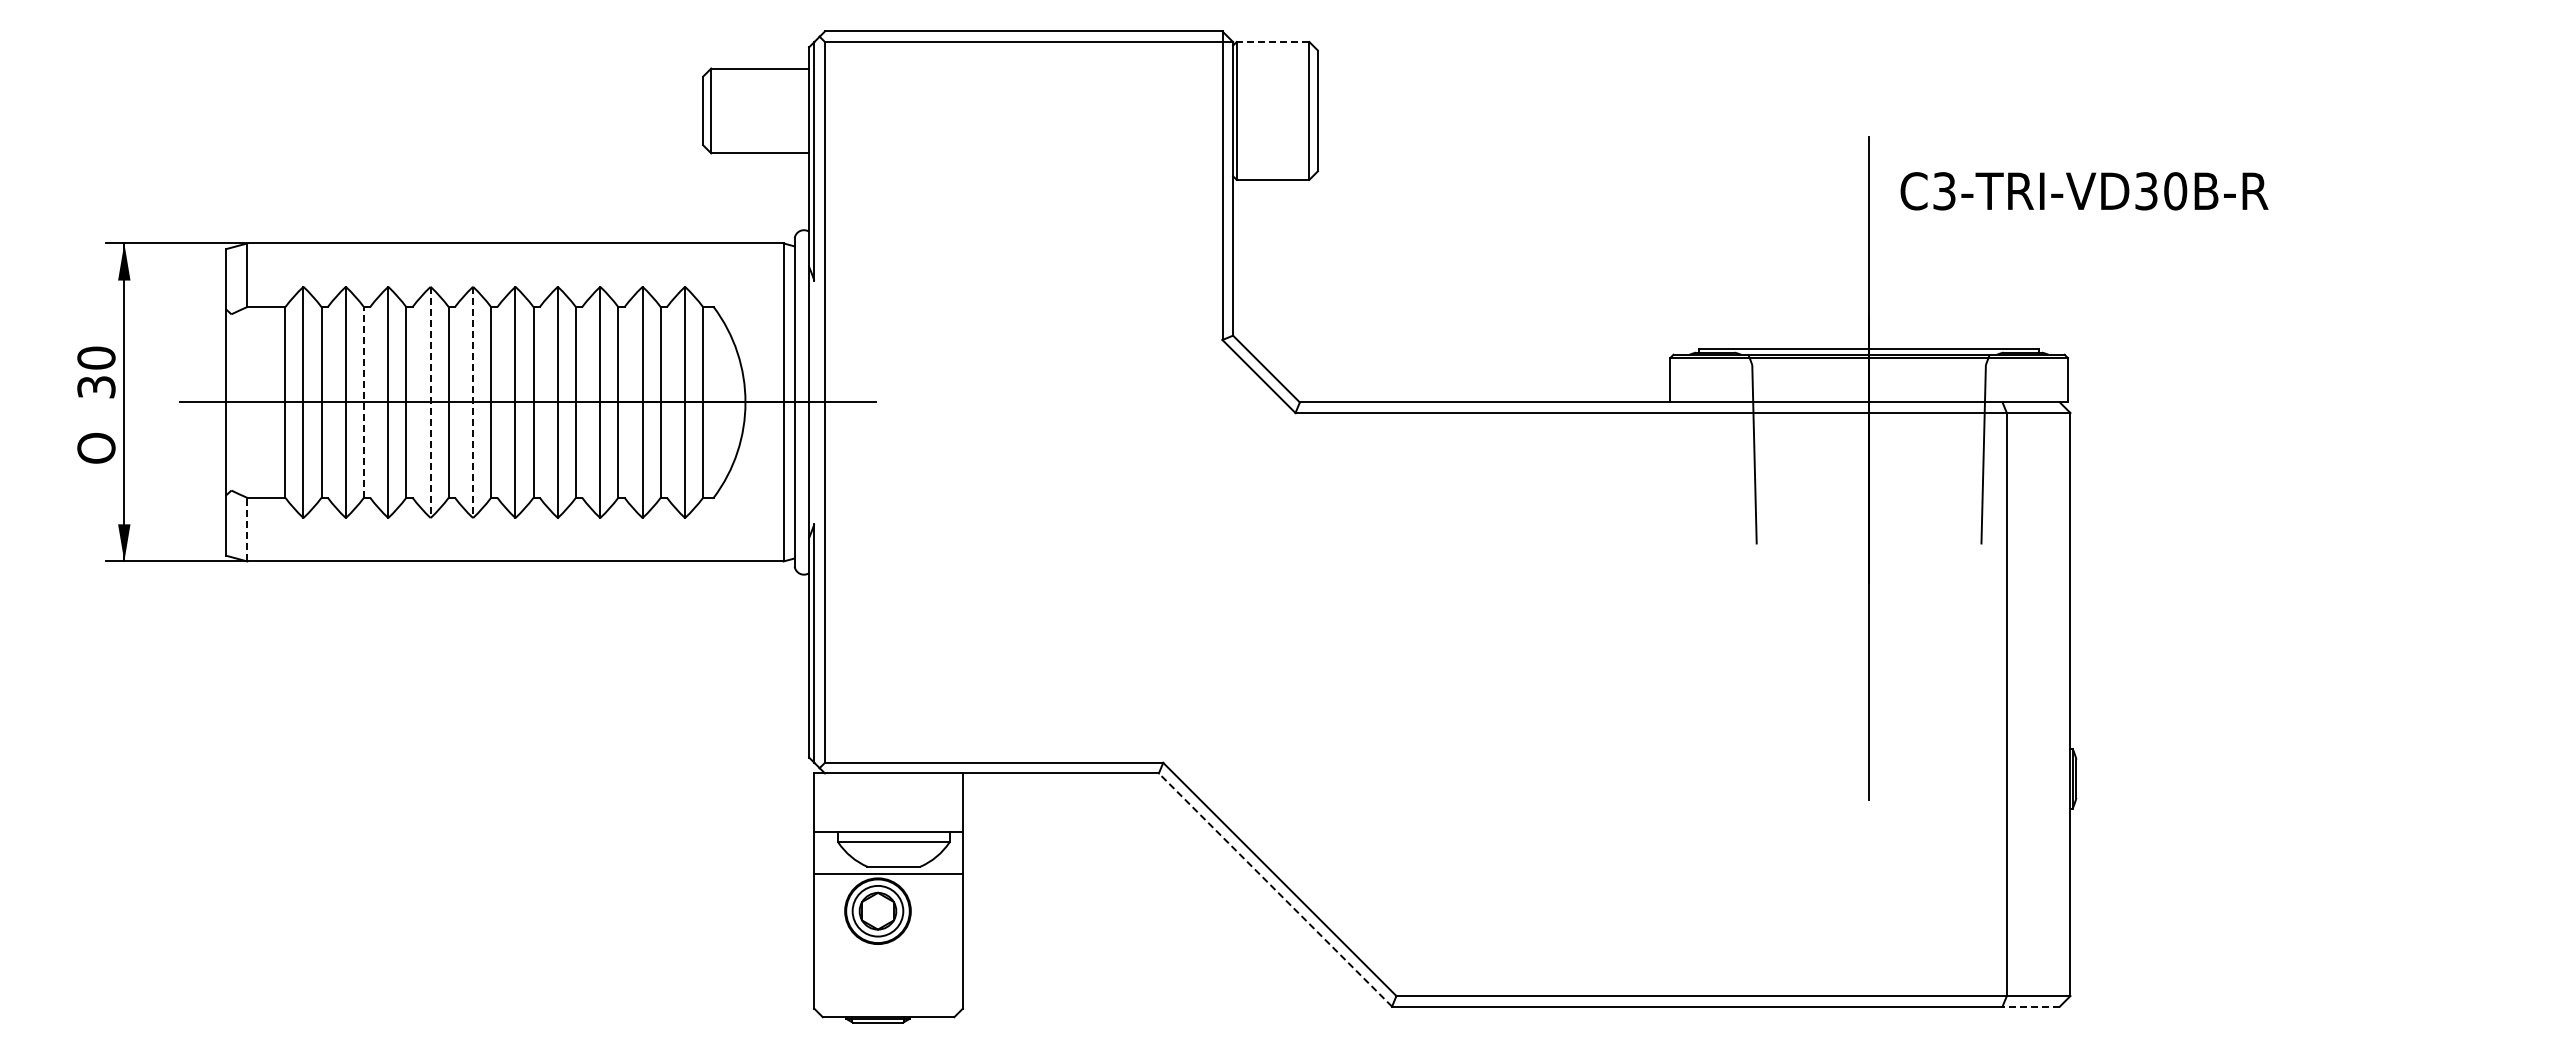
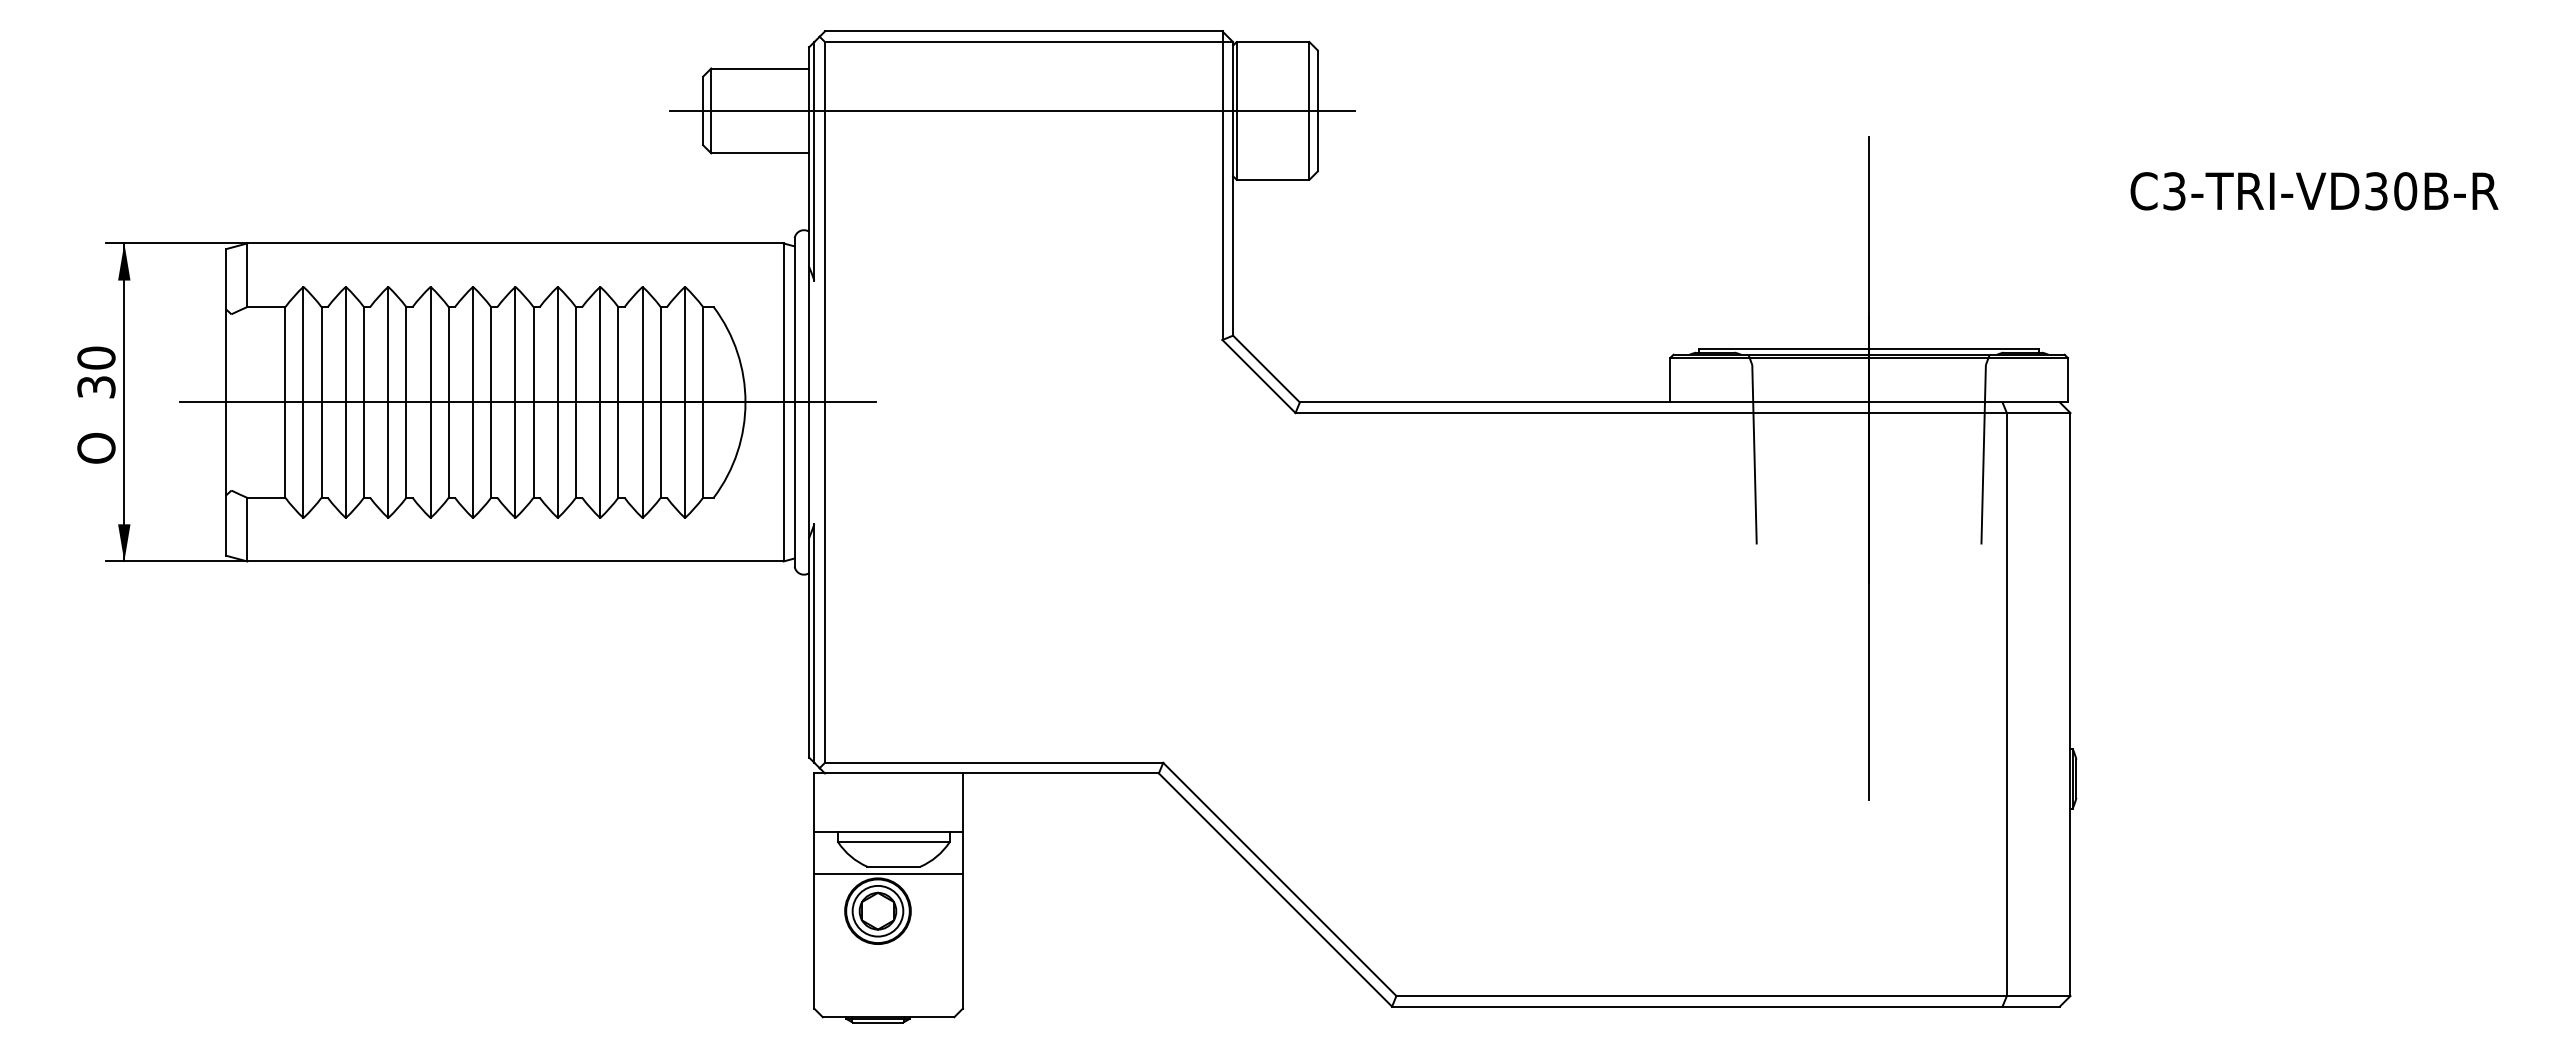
line: dashed -> solid (1272, 42)
line: none -> present (1011, 110)
text position: (2084, 191) -> (2314, 191) (2314, 191)
line: dashed -> solid (363, 401)
line: dashed -> solid (430, 402)
line: dashed -> solid (473, 402)
line: dashed -> solid (247, 529)
line: dashed -> solid (1275, 890)
line: dashed -> solid (2031, 1006)
